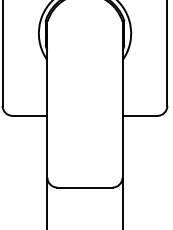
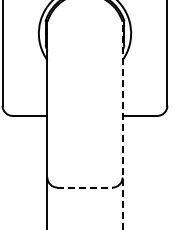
line: solid -> dashed (122, 125)
line: solid -> dashed (84, 187)
